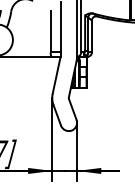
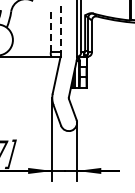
line: solid -> dashed (60, 28)
line: solid -> dashed (50, 31)
